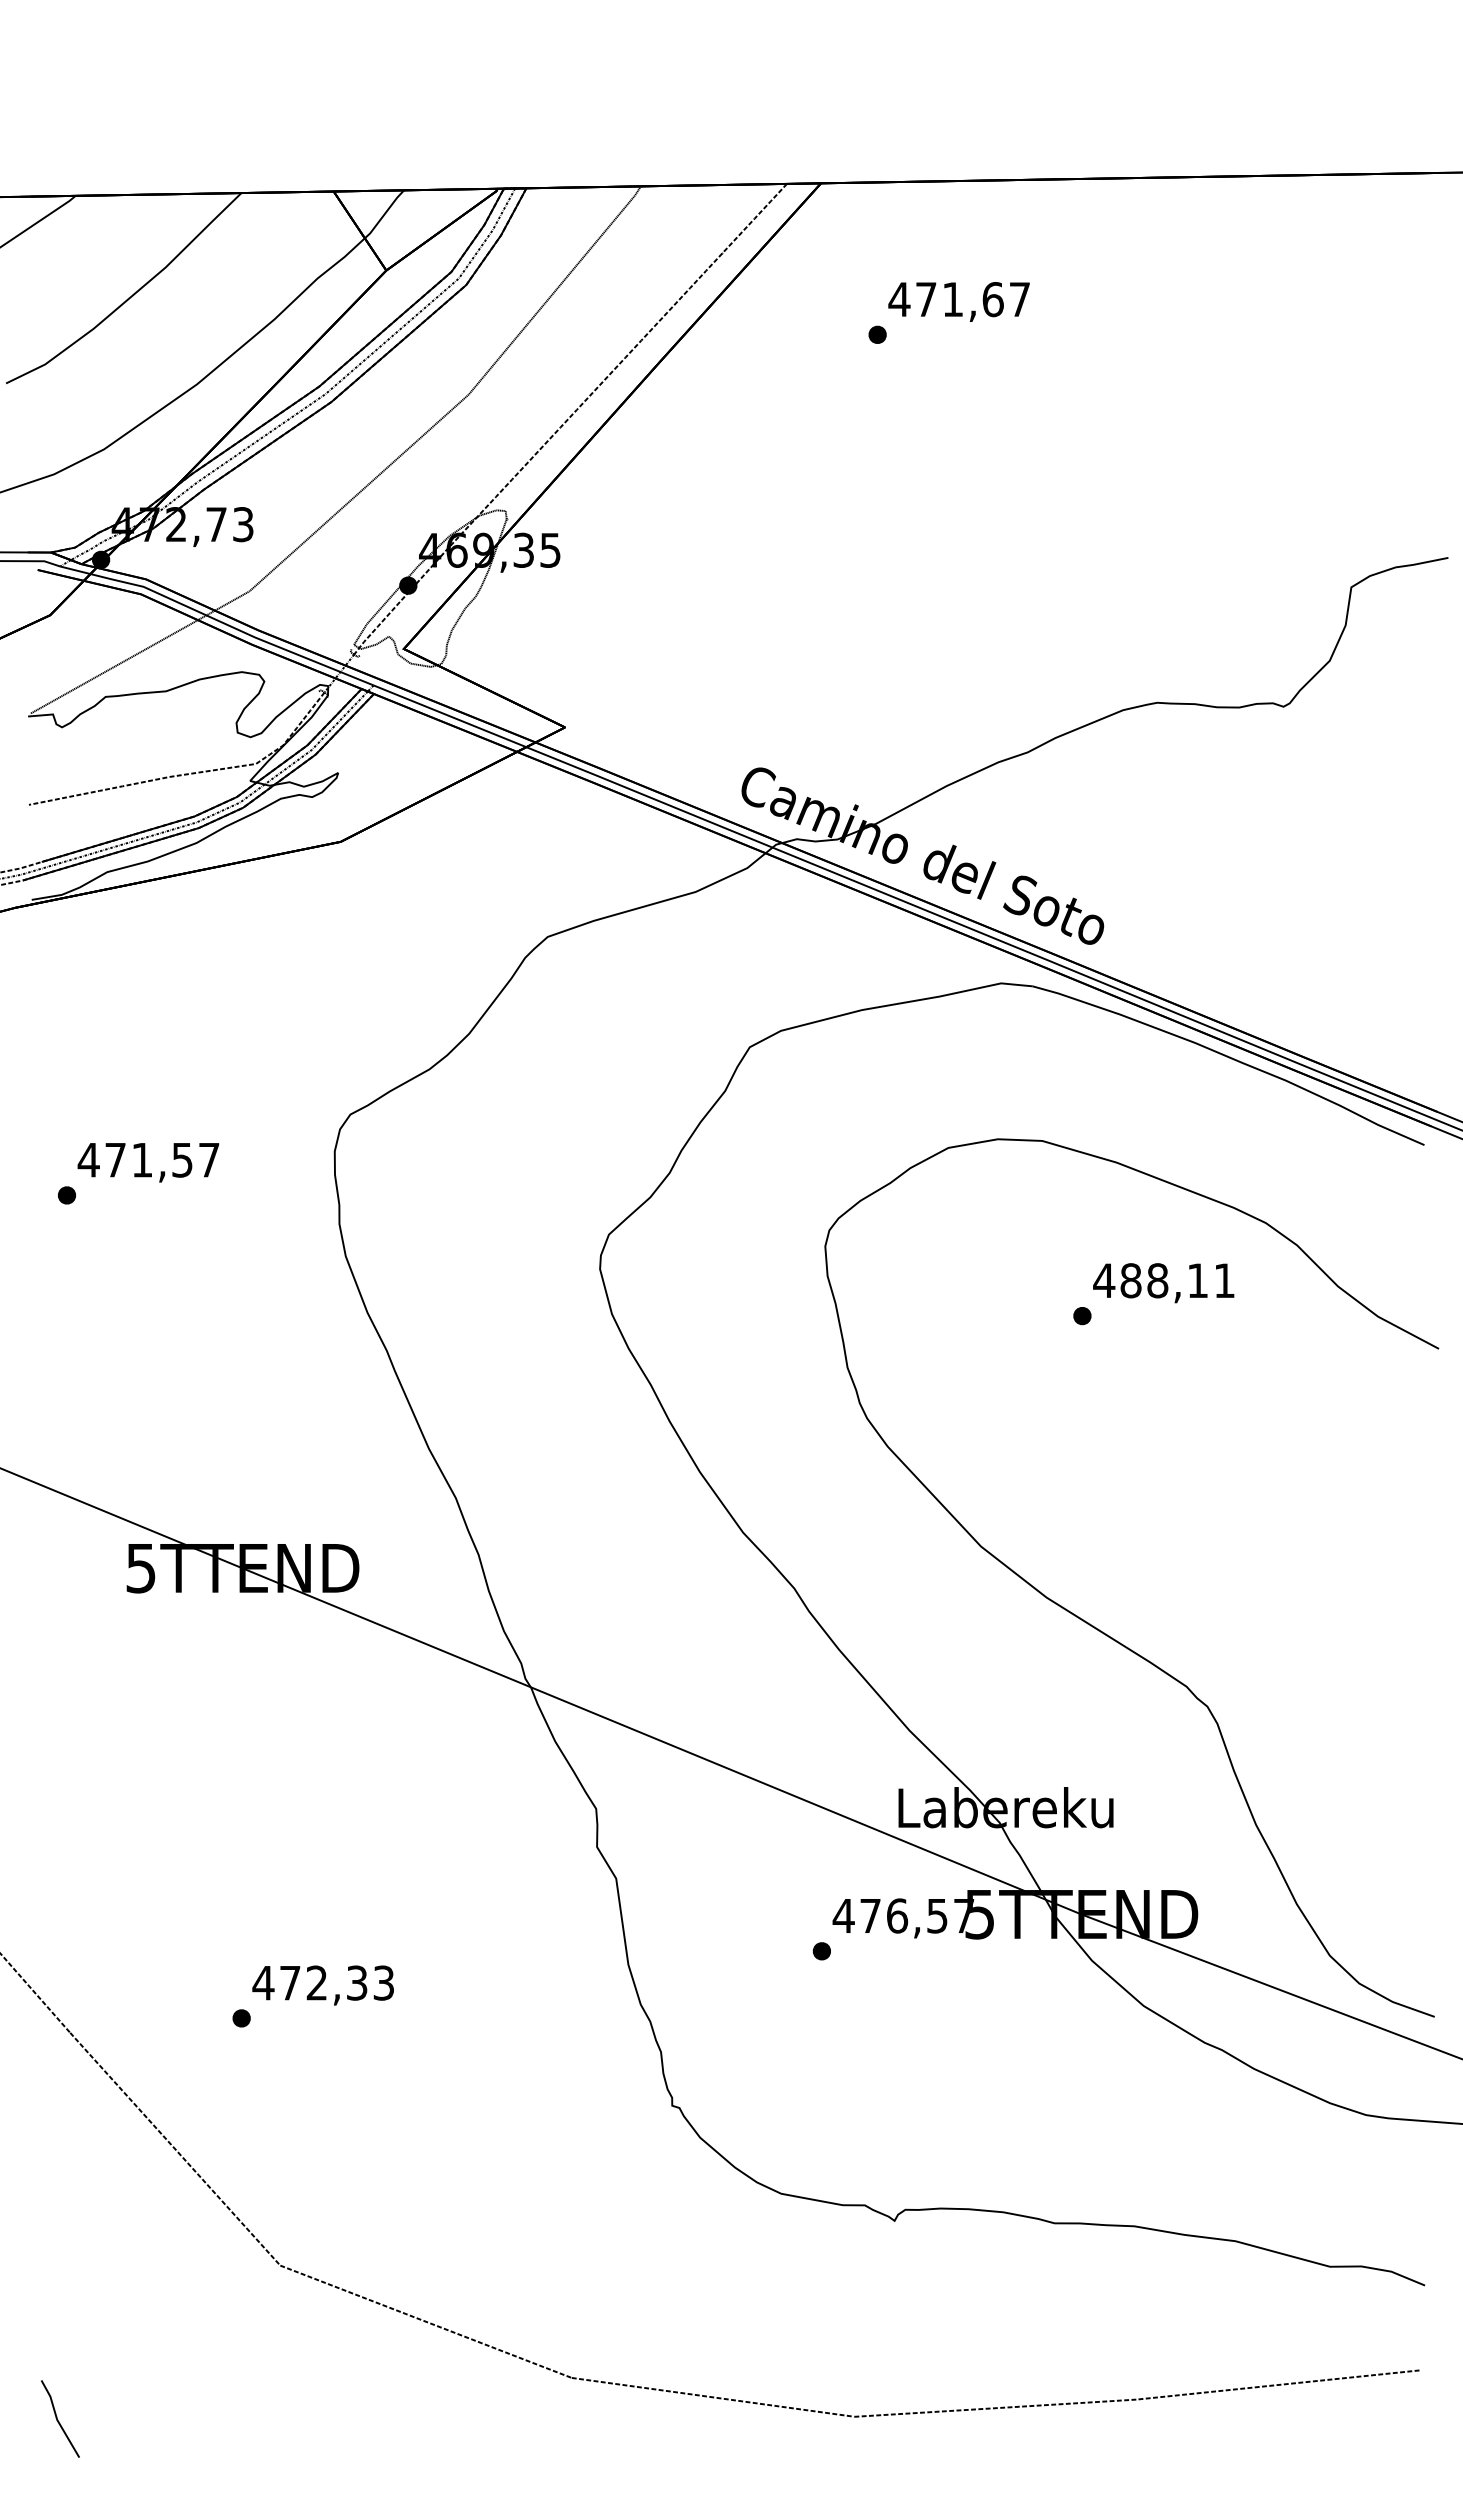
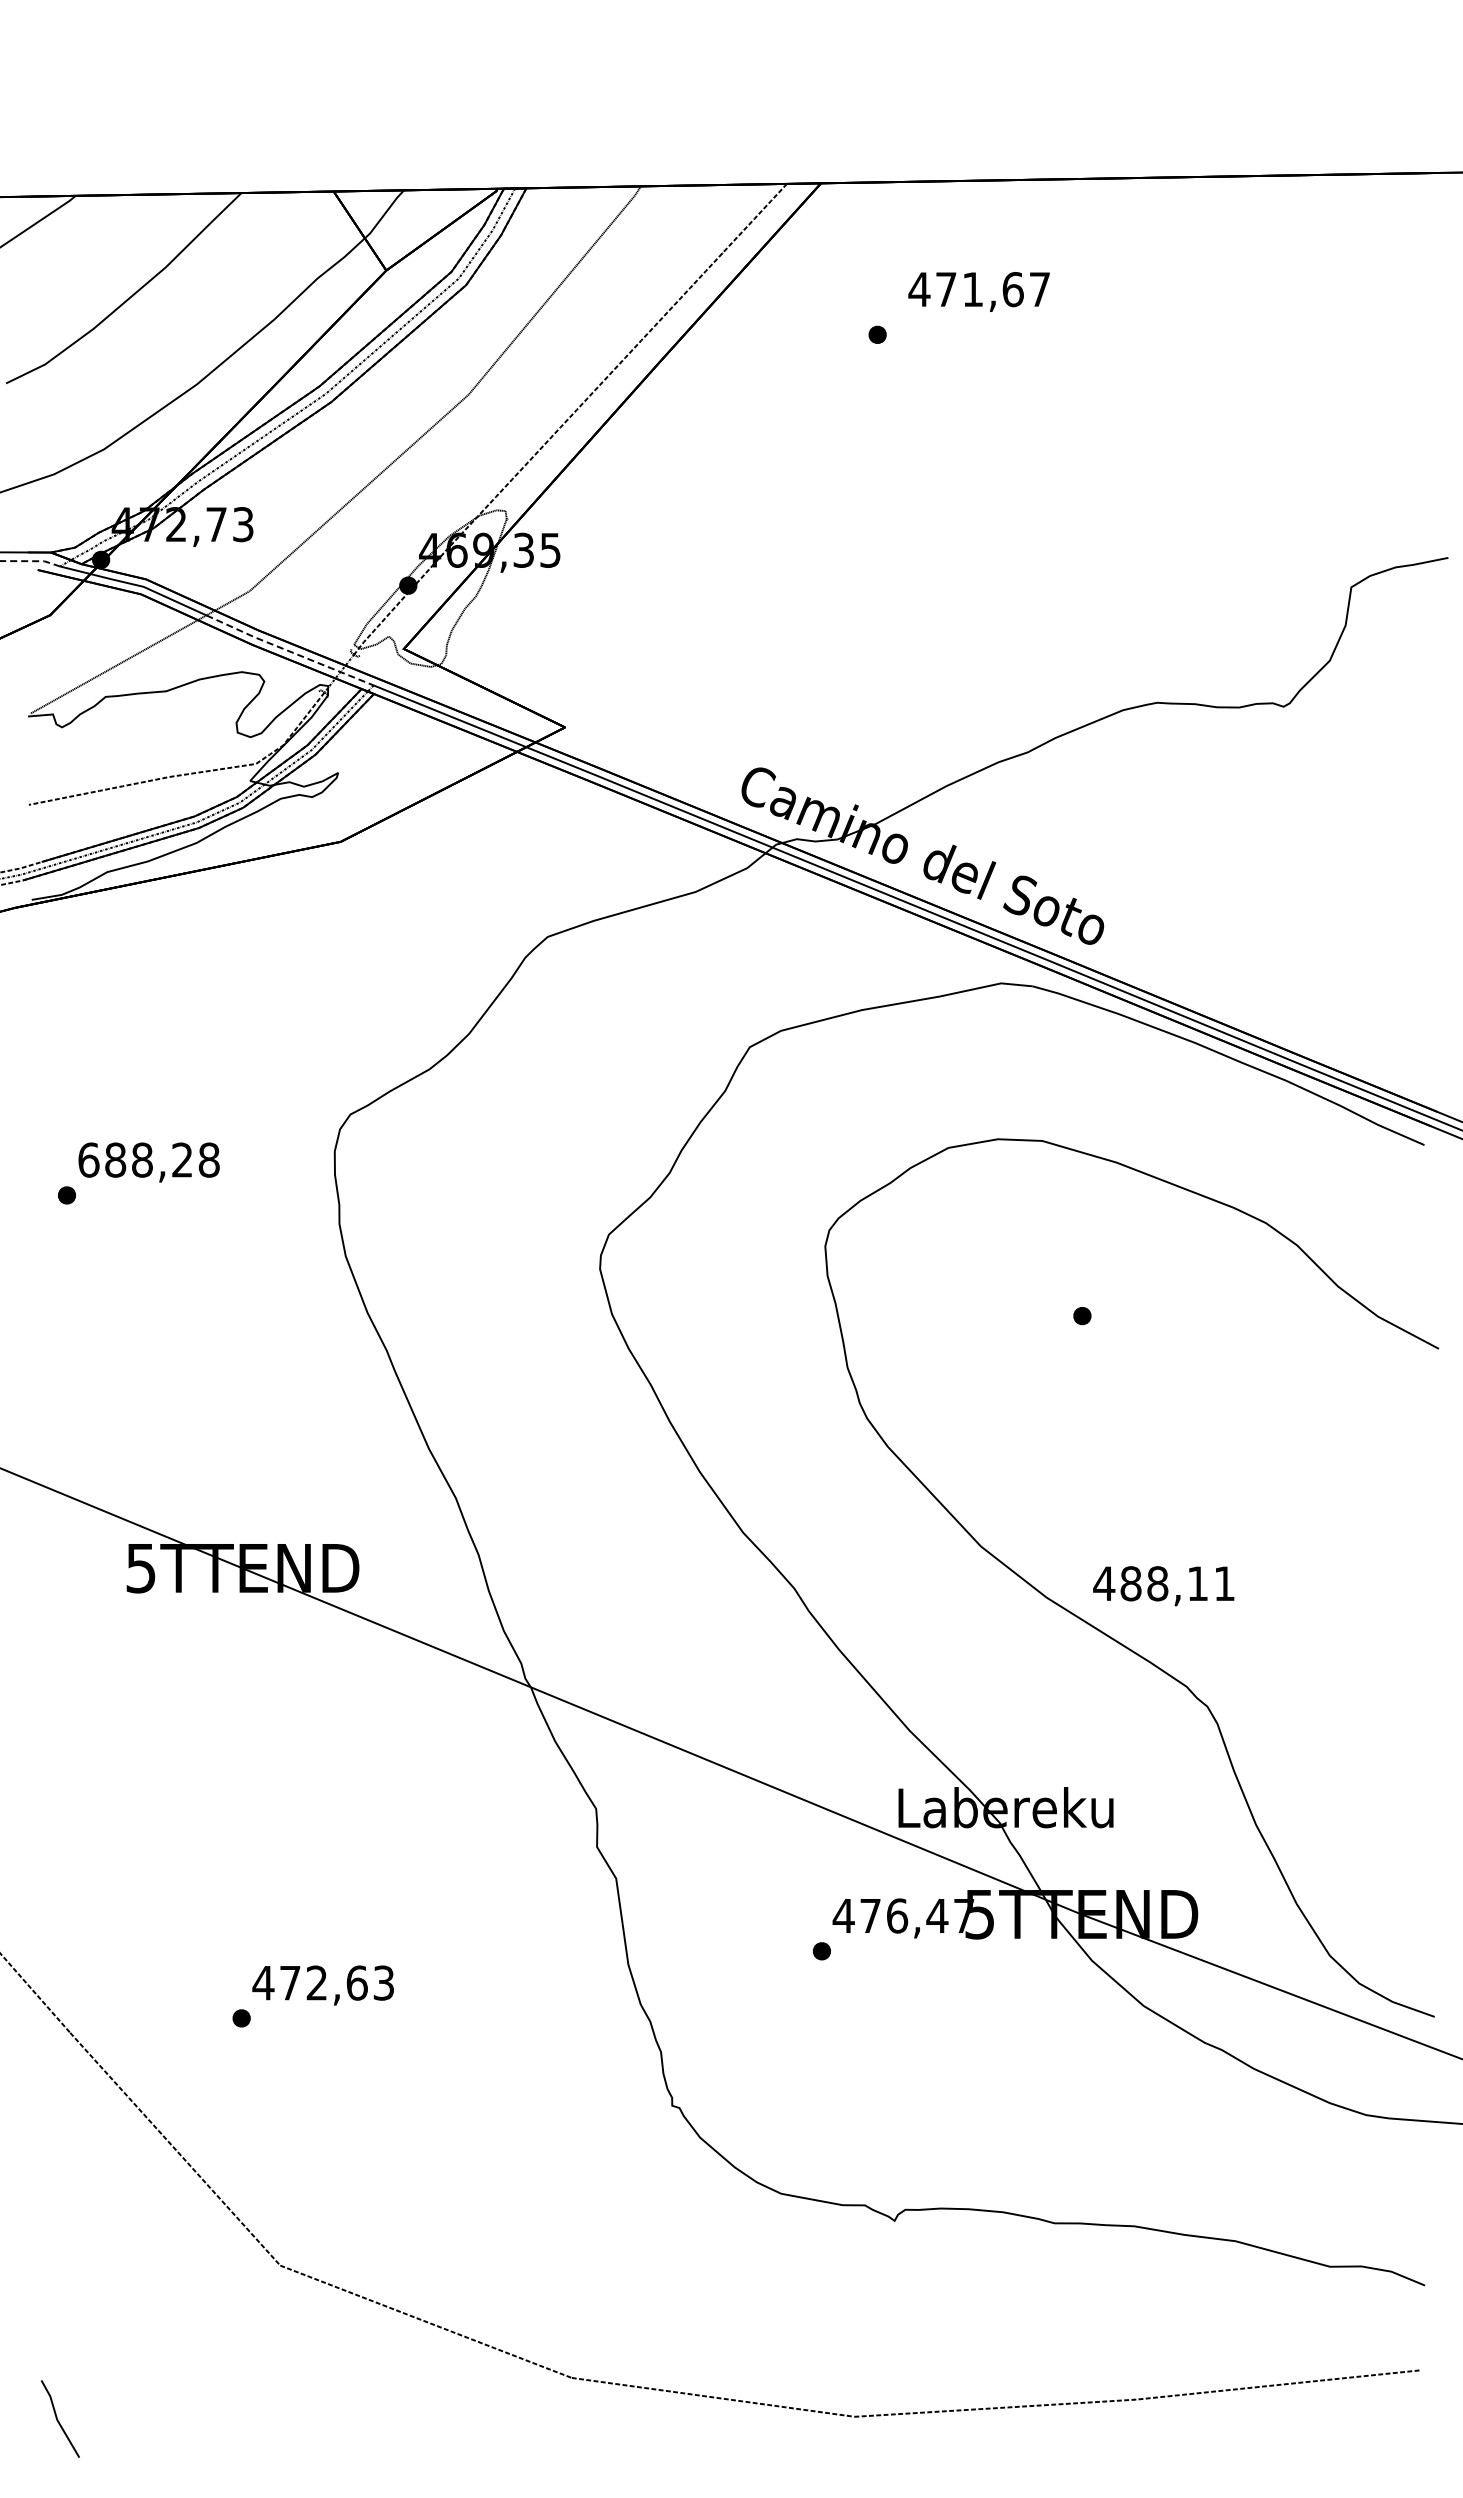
text position: (958, 301) -> (978, 291) (978, 291)
line: solid -> dashed (31, 561)
line: solid -> dashed (290, 651)
text: 471,57 -> 688,28 (148, 1159)
text position: (1163, 1283) -> (1163, 1586) (1163, 1586)
text: 476,57 -> 476,47 (937, 1916)
text: 472,33 -> 472,63 (356, 1982)
